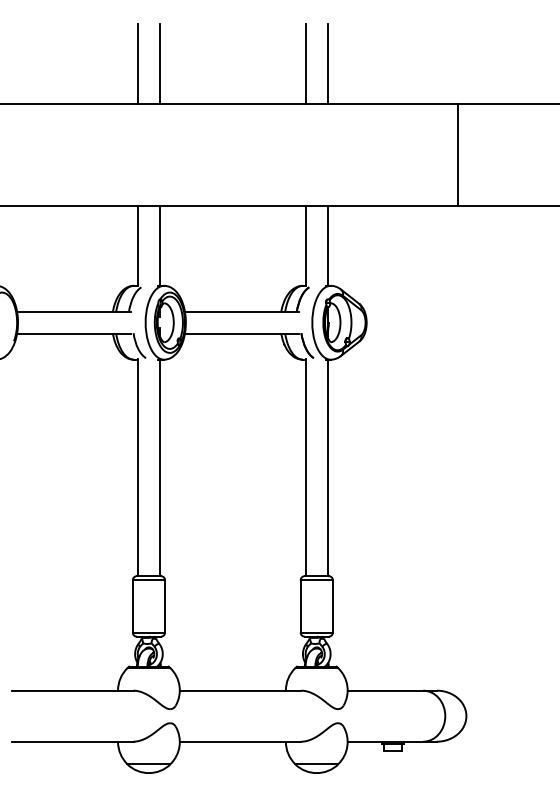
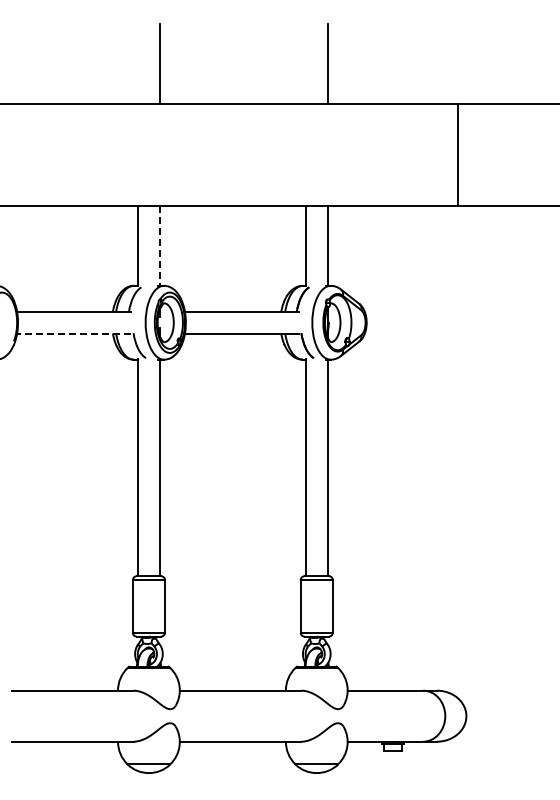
line: present -> none (138, 63)
line: present -> none (306, 63)
line: solid -> dashed (159, 245)
line: solid -> dashed (73, 333)
